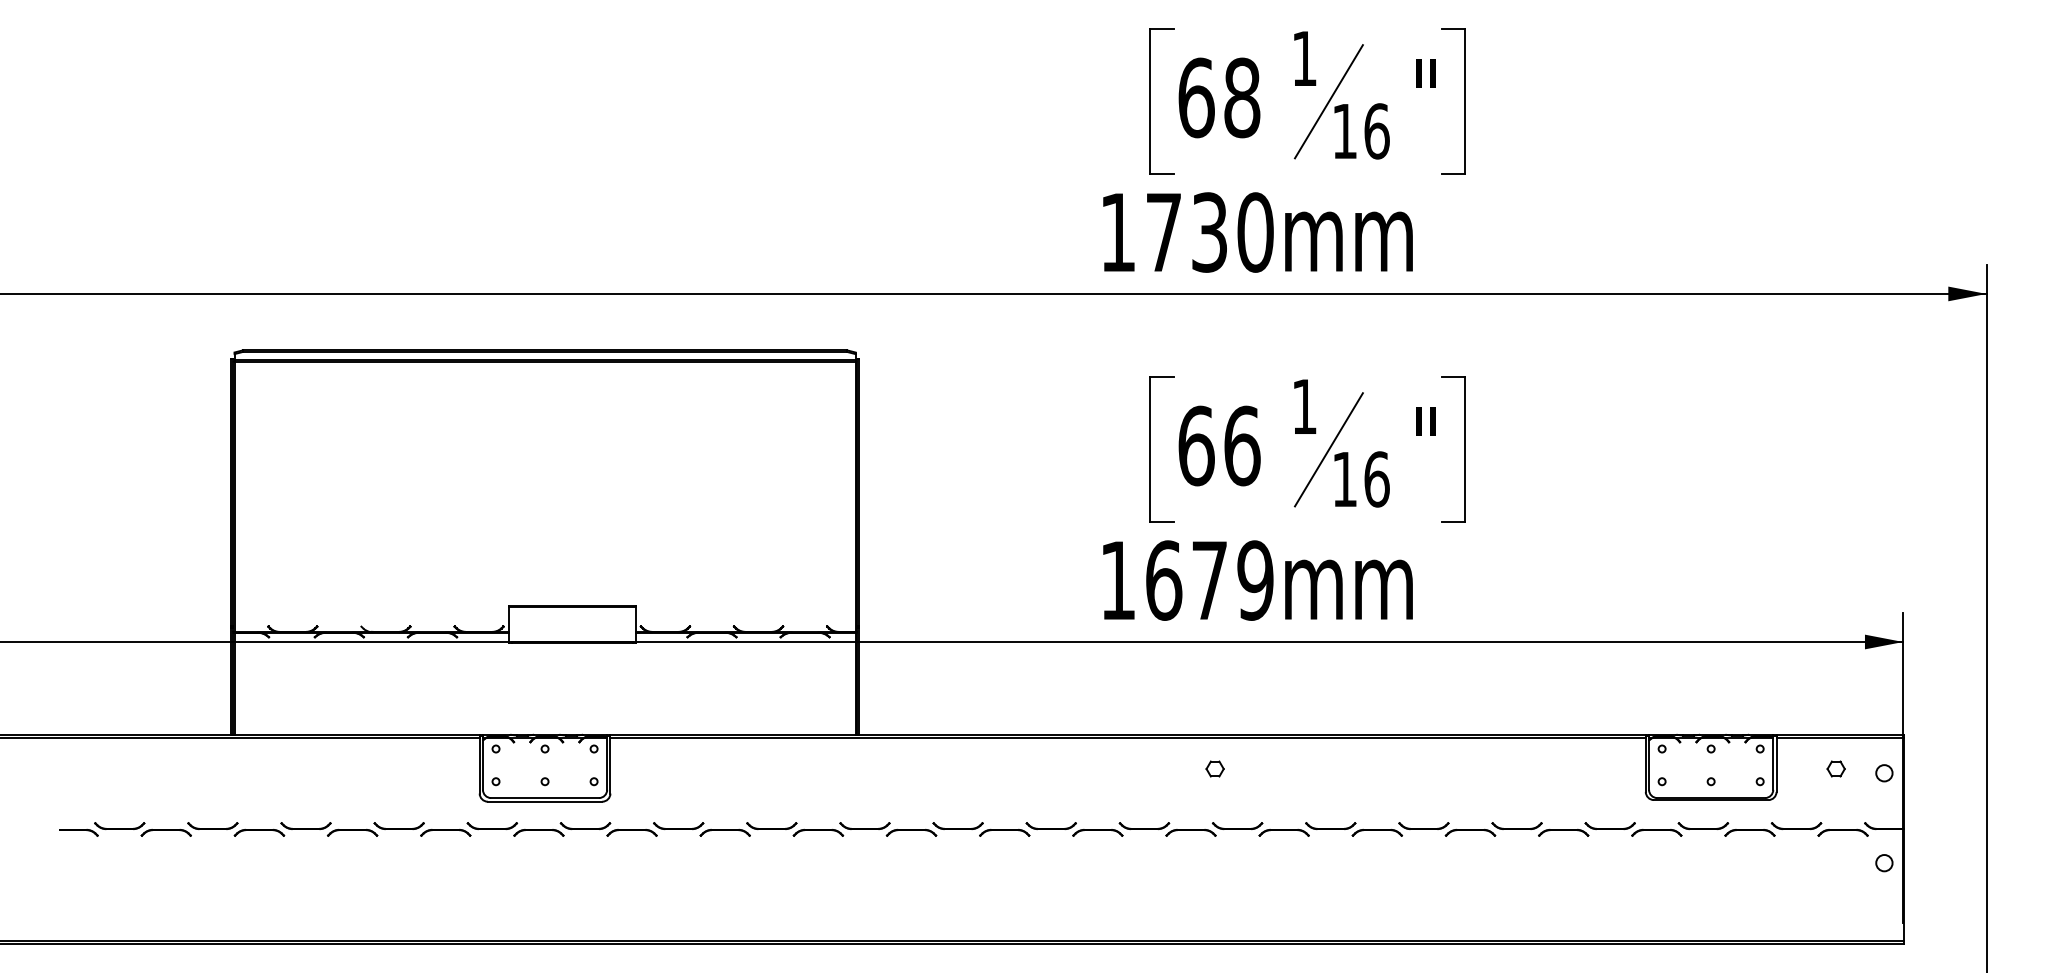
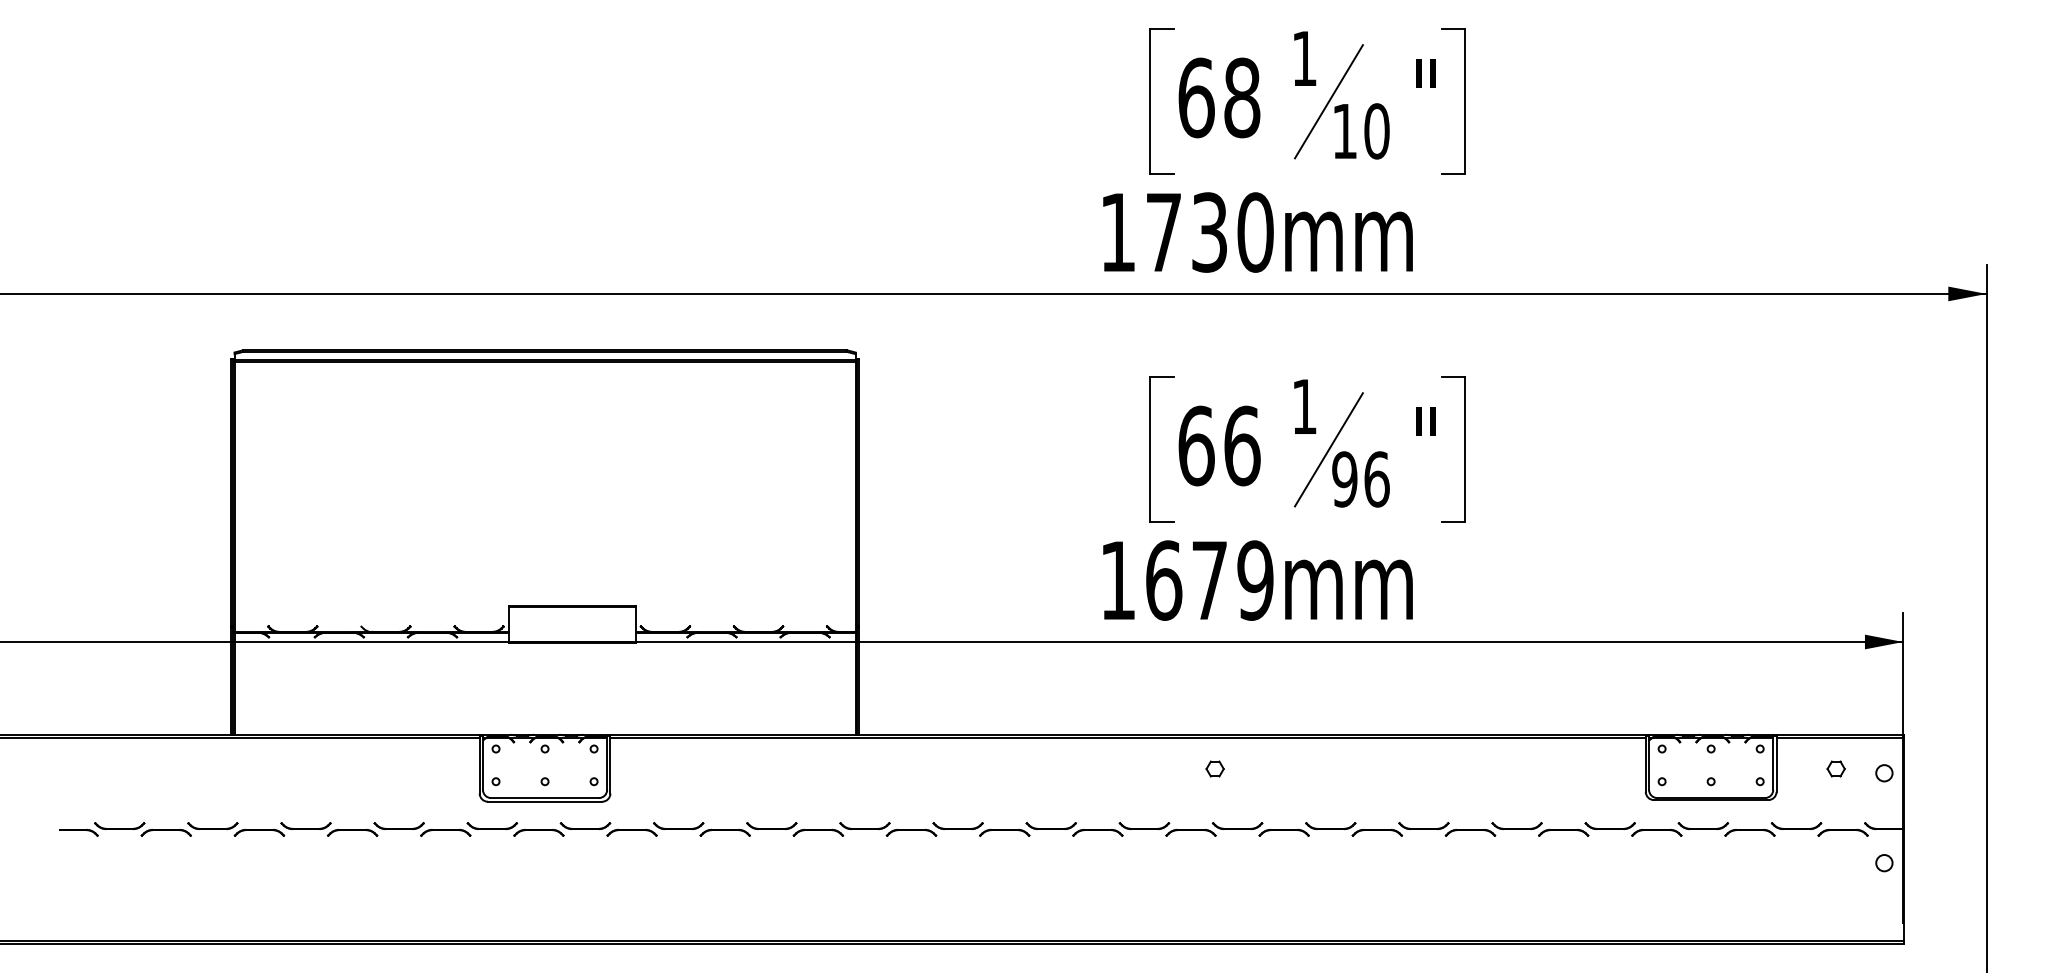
text: 16 -> 10 (1376, 131)
text: 16 -> 96 (1344, 479)
